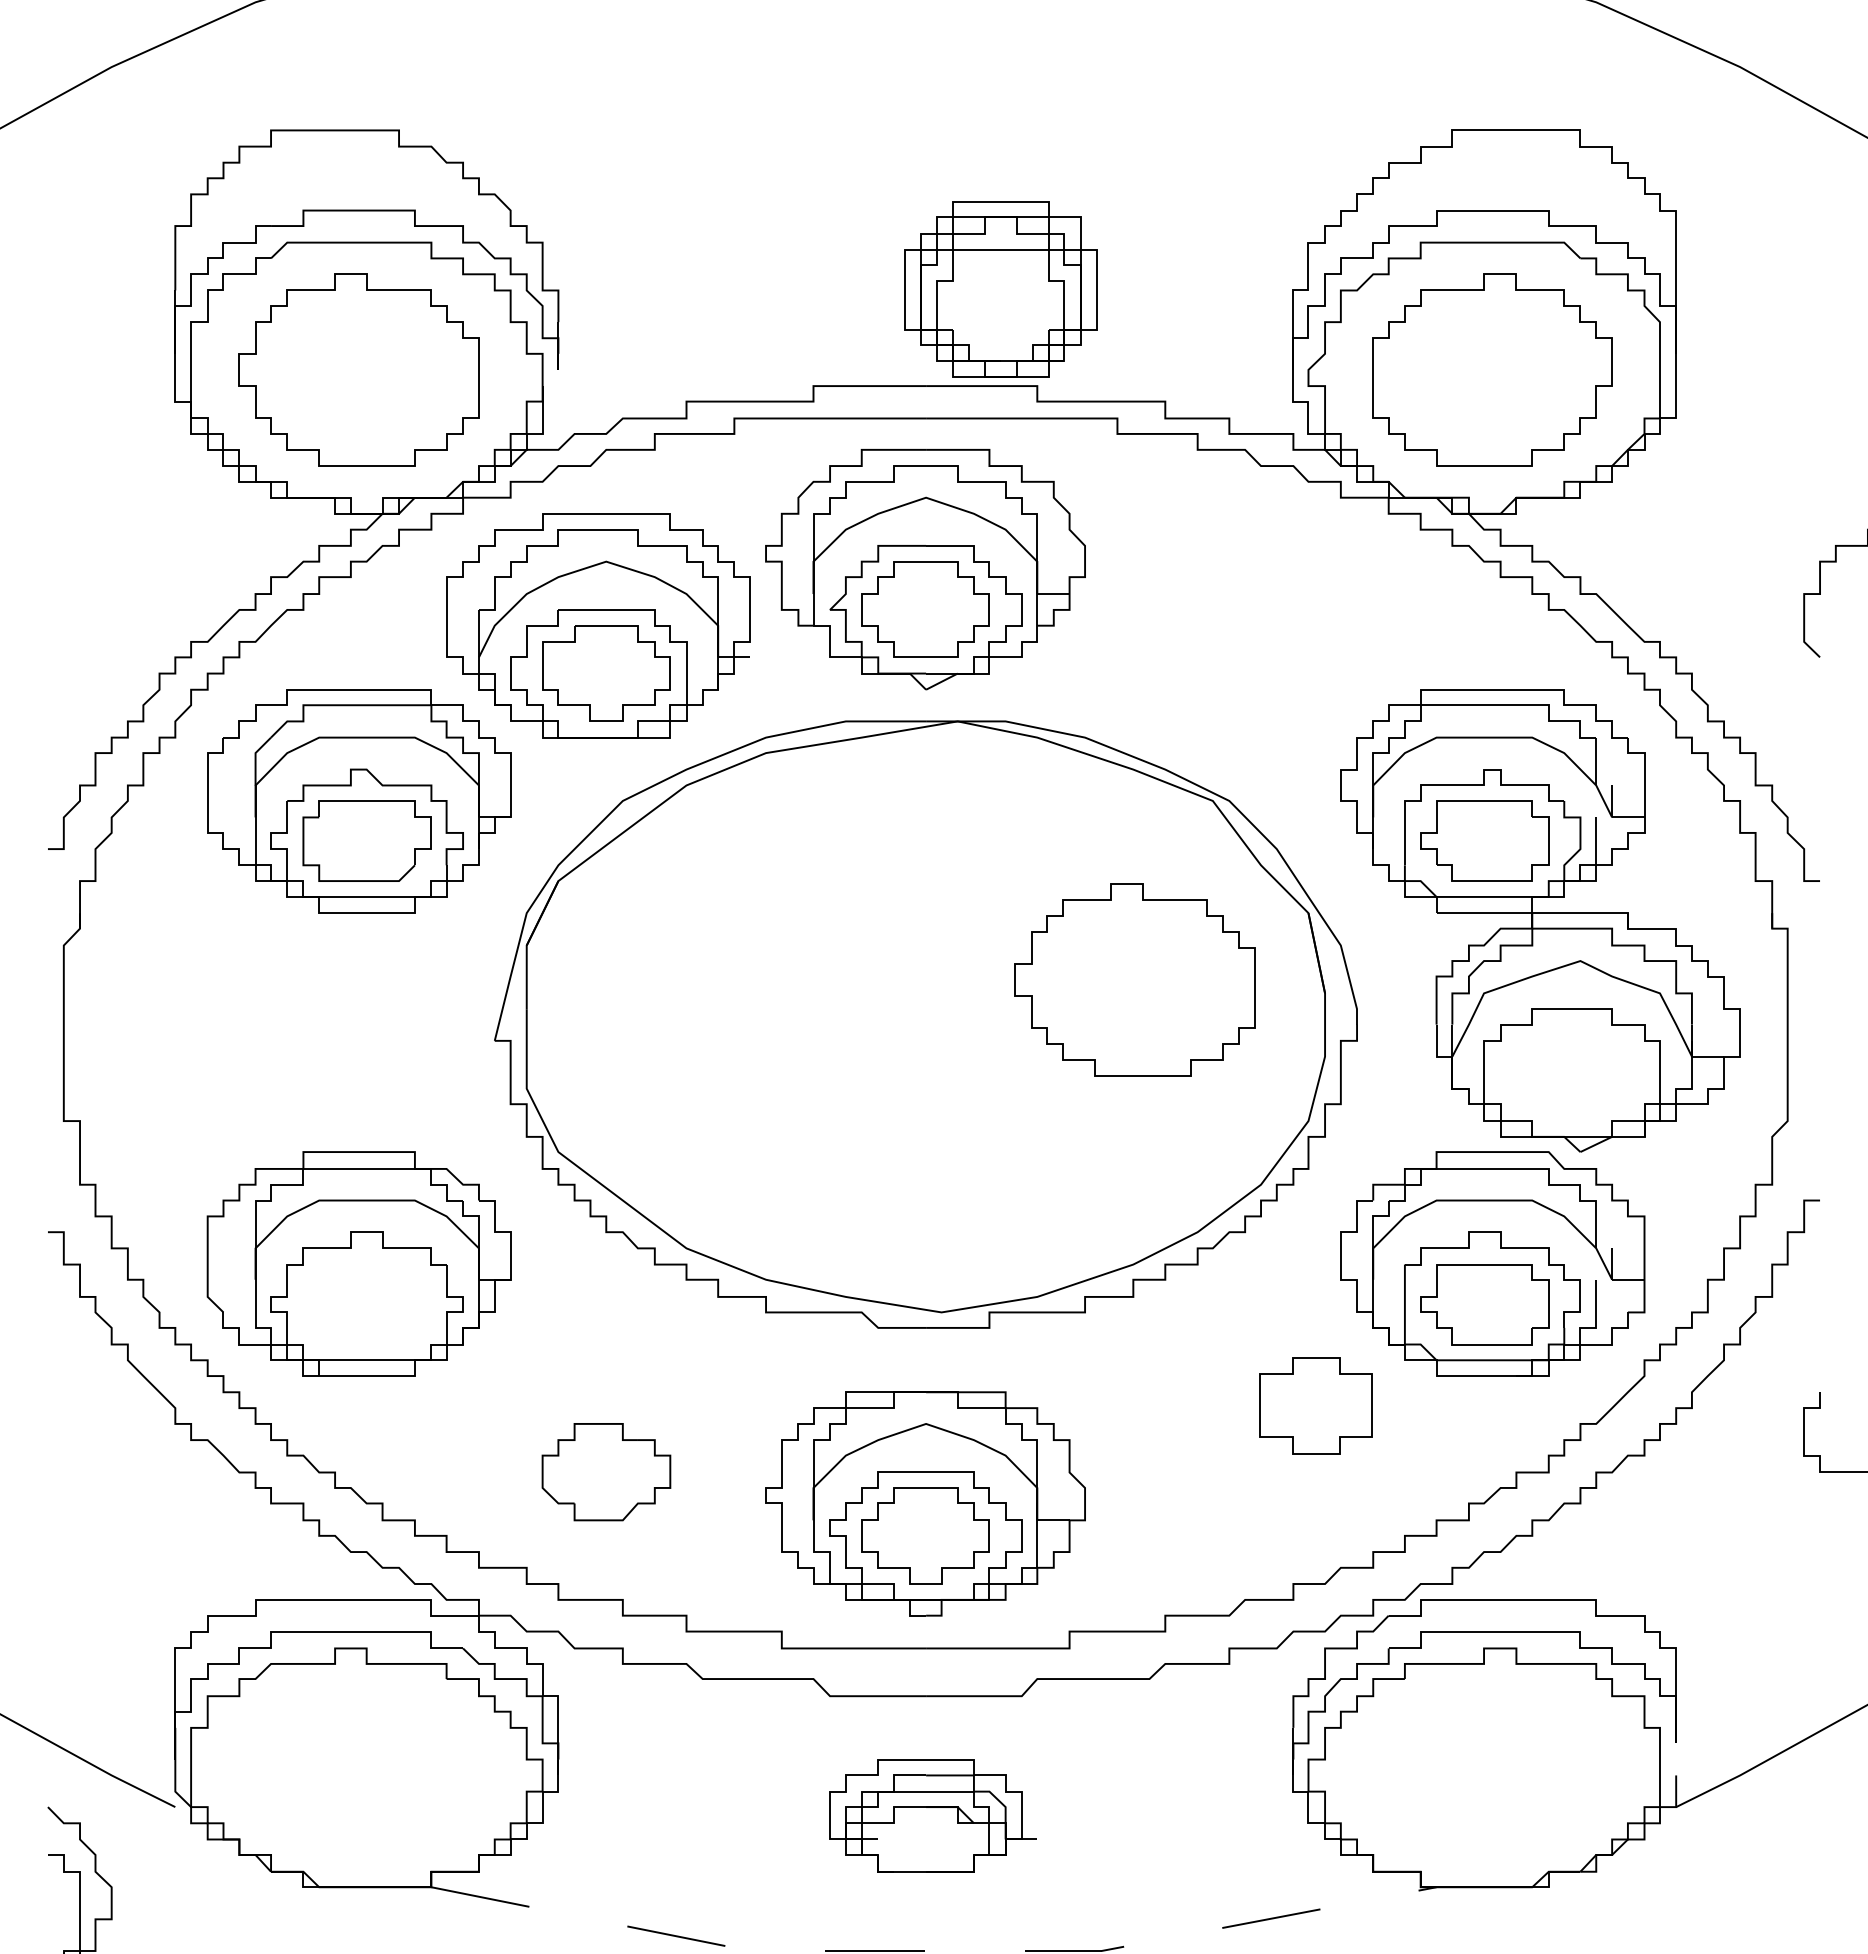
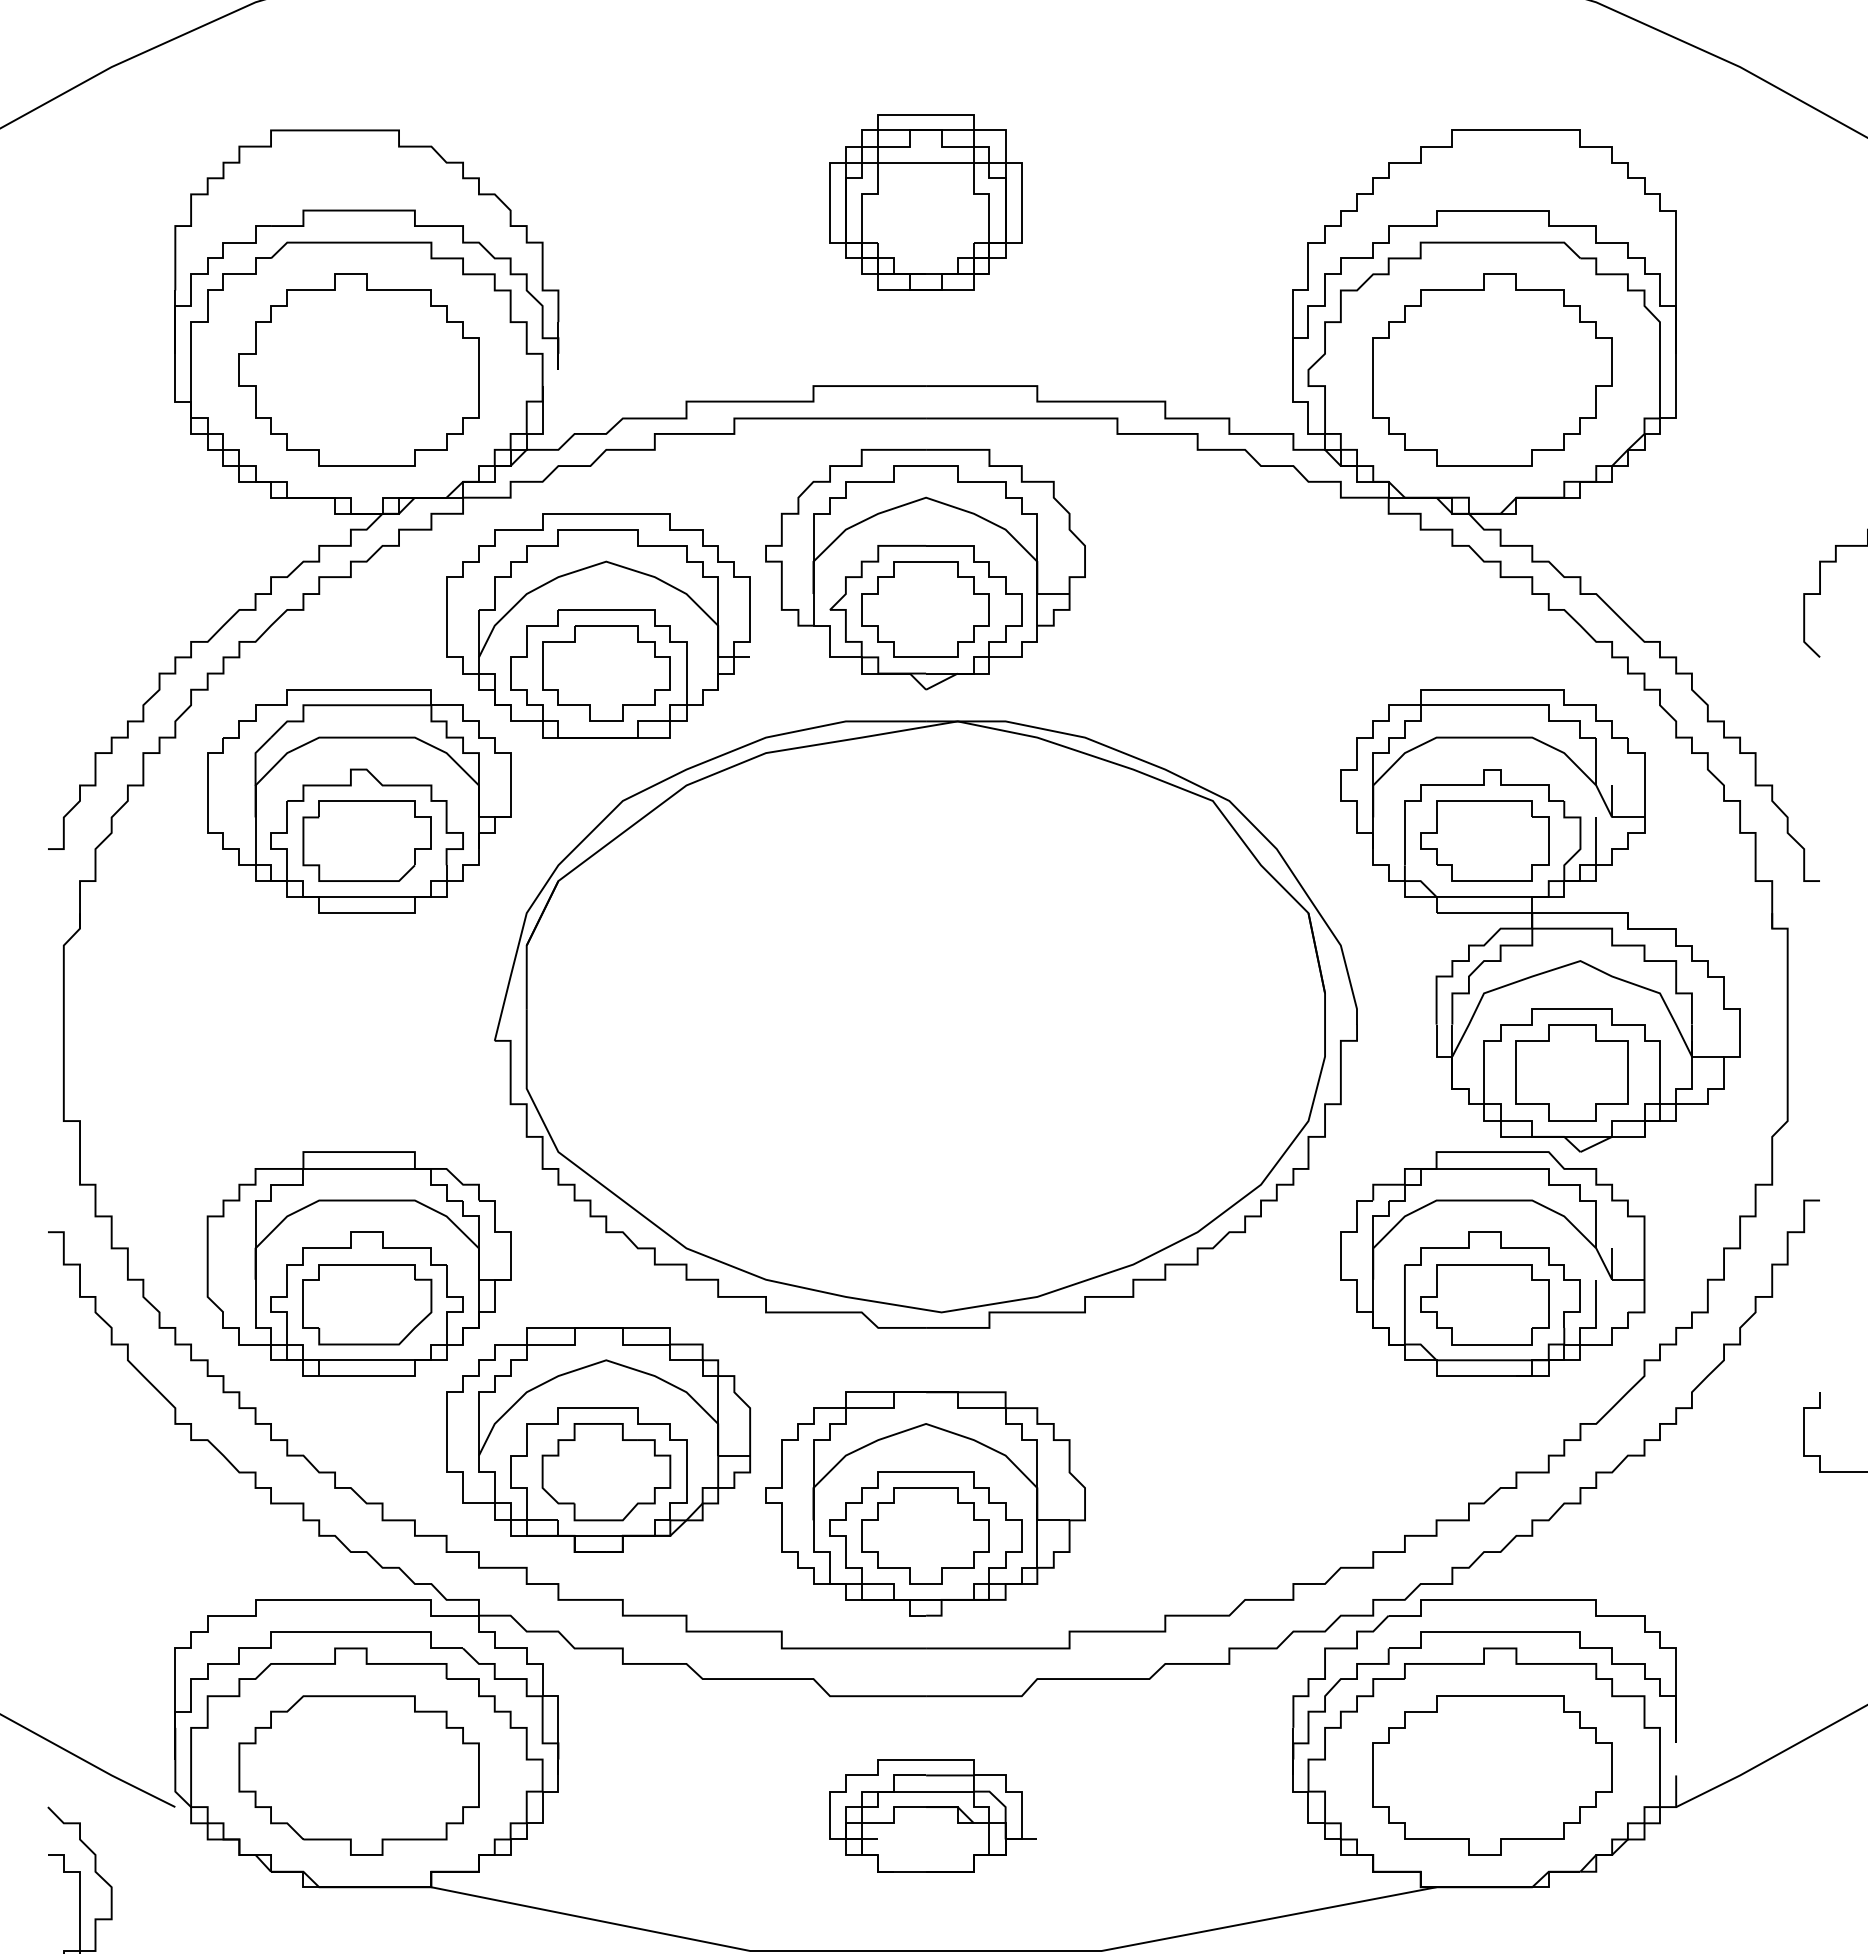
part position: (1000, 289) -> (925, 202) (925, 202)
part: present -> none (1134, 979)
part: none -> present (367, 1304)
part position: (1315, 1405) -> (1571, 1072) (1571, 1072)
part: none -> present (598, 1439)
part: none -> present (358, 1775)
part: none -> present (1492, 1775)
line: dashed -> solid (933, 1950)
